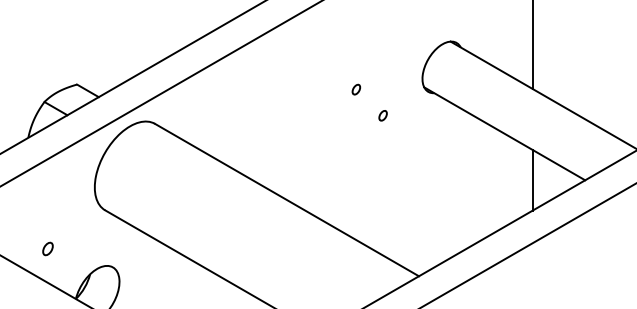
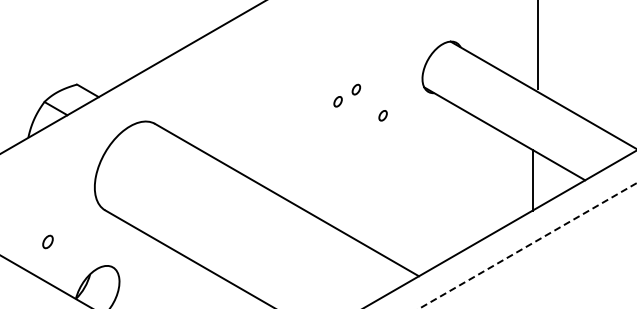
line position: (532, 45) -> (537, 45) (537, 45)
line: present -> none (160, 93)
part: none -> present (337, 101)
line: solid -> dashed (528, 245)
part position: (47, 248) -> (47, 241) (47, 241)
